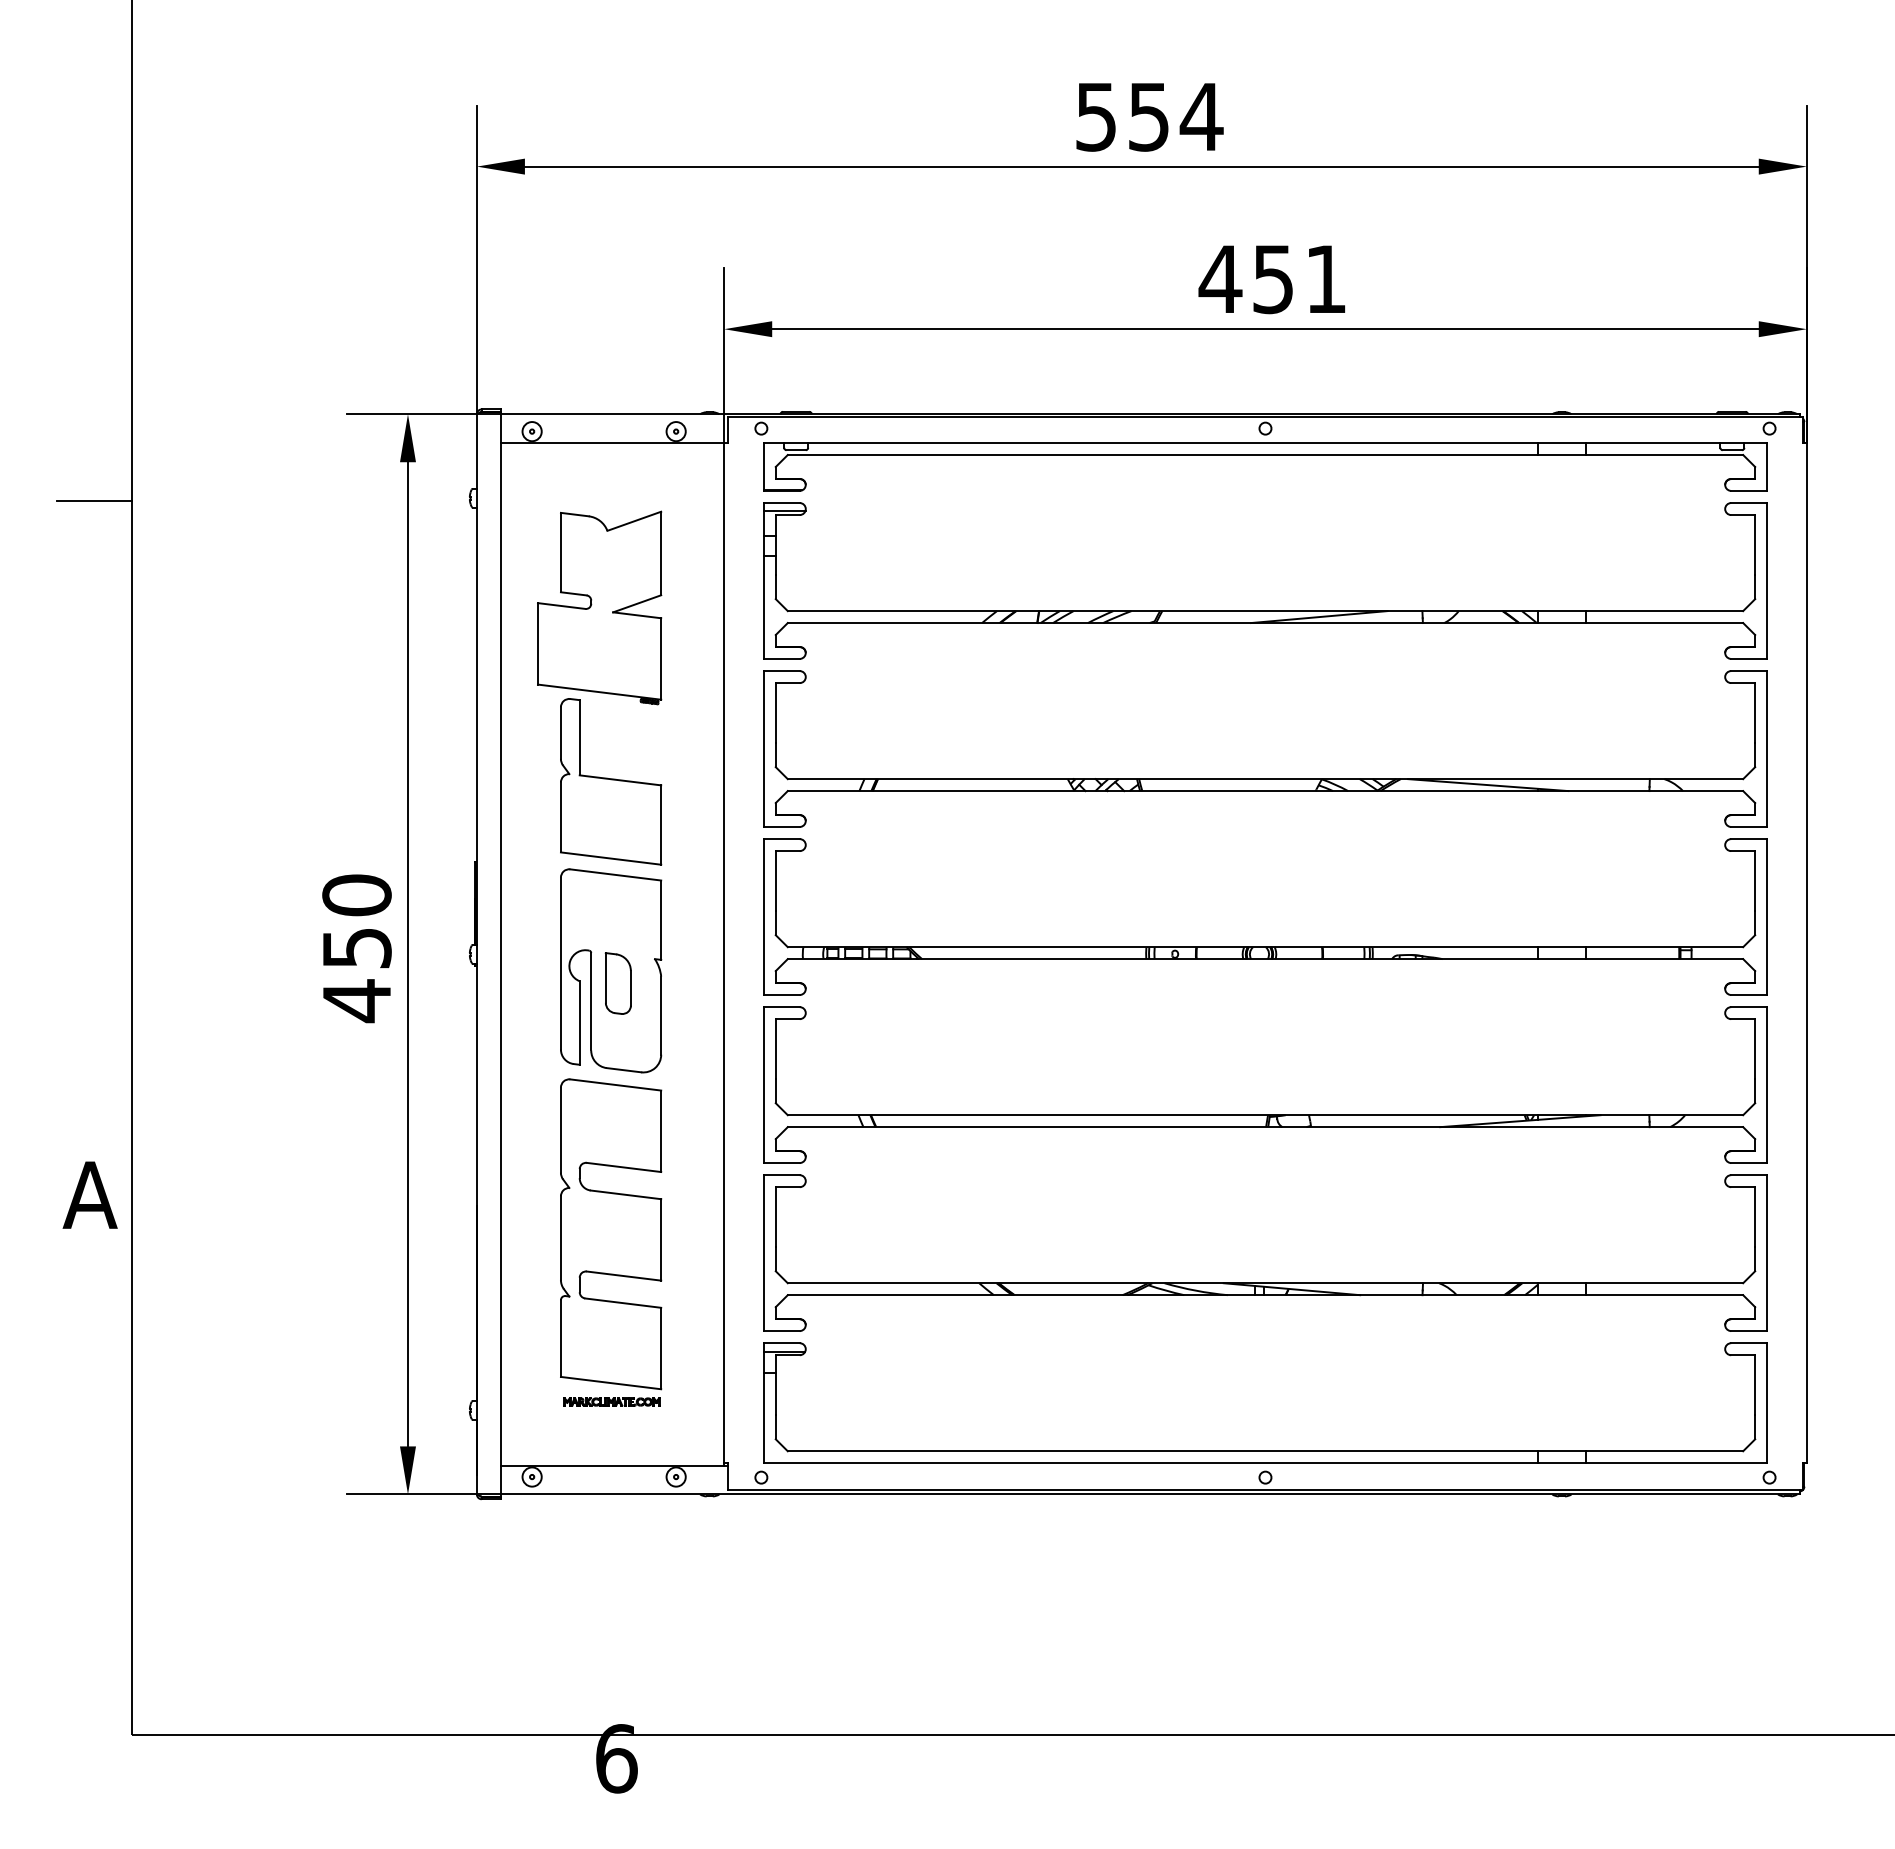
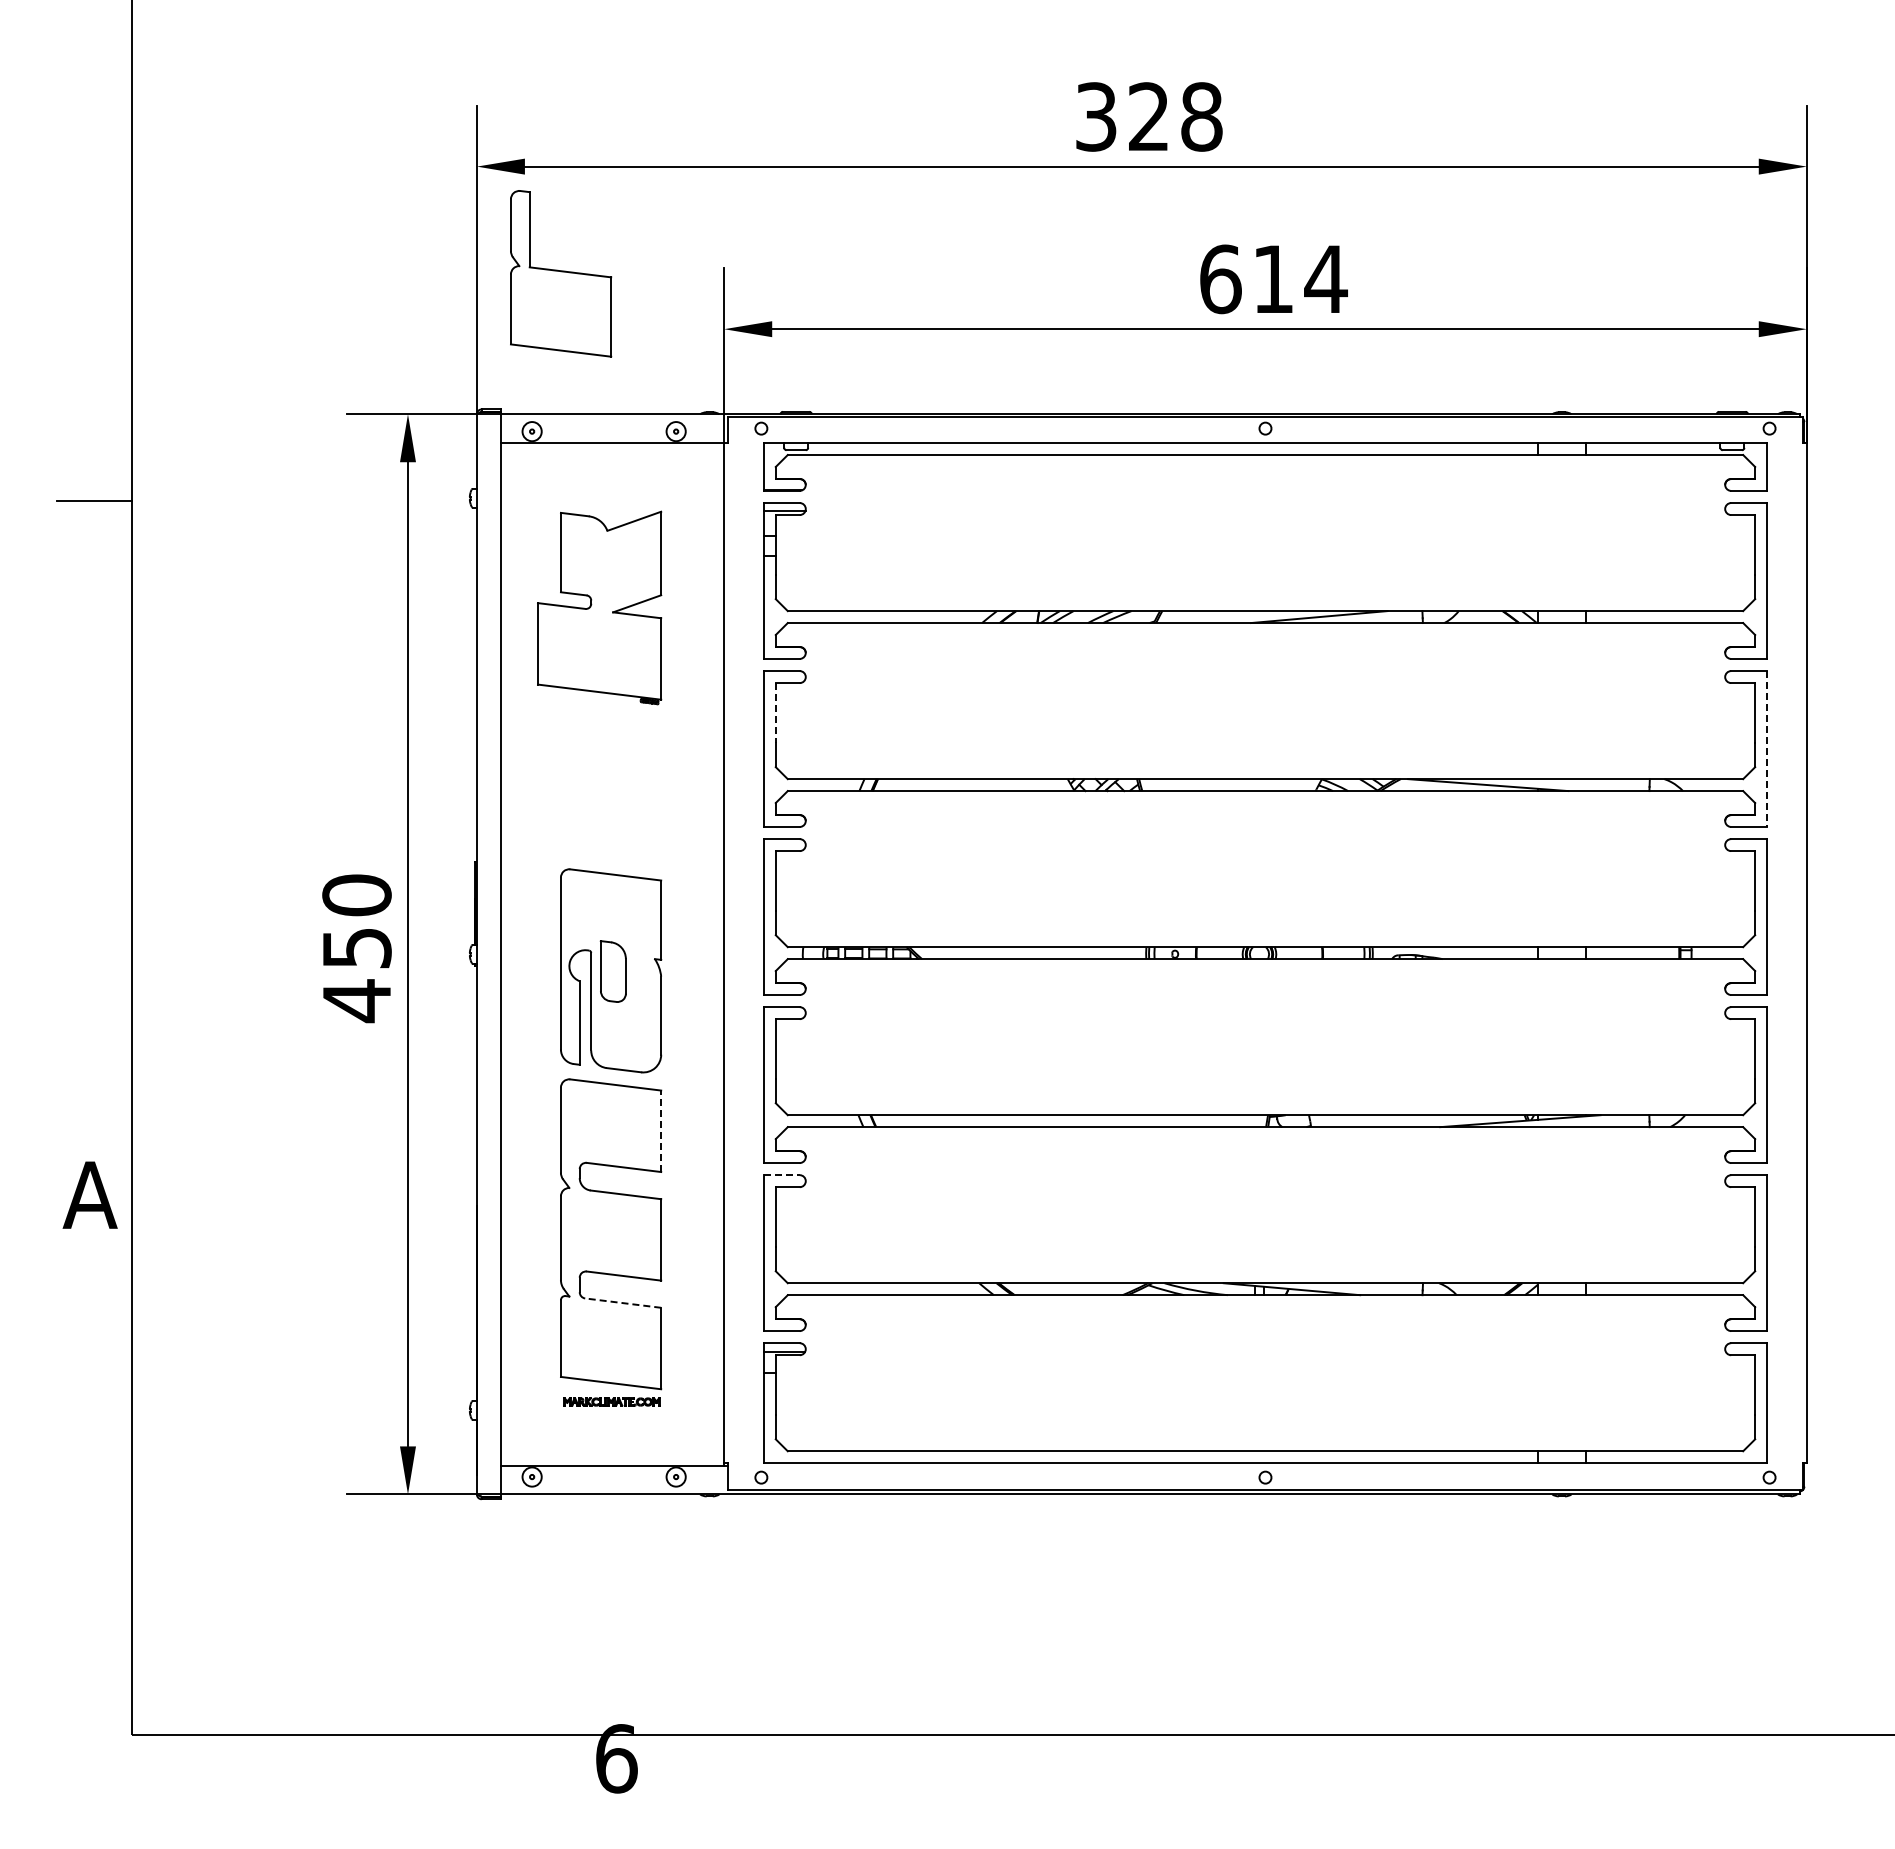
text: 554 -> 328 (1149, 116)
text: 451 -> 614 (1272, 279)
line: solid -> dashed (775, 713)
line: solid -> dashed (1767, 749)
part position: (611, 781) -> (561, 273) (561, 273)
part position: (617, 983) -> (612, 971) (612, 971)
line: solid -> dashed (661, 1131)
line: solid -> dashed (782, 1175)
line: solid -> dashed (622, 1303)
